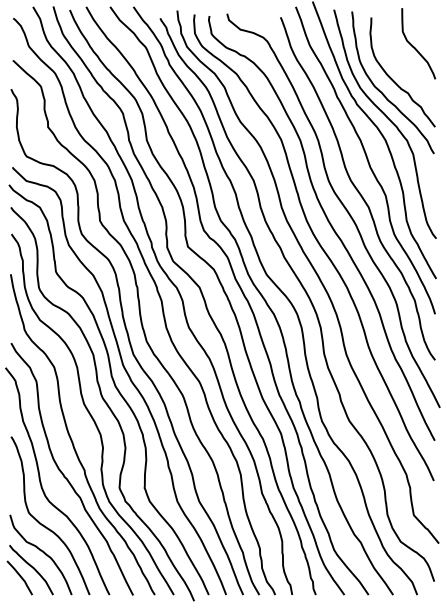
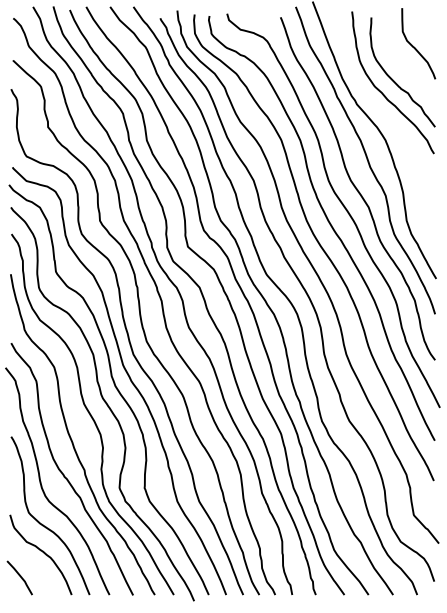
curve: present -> none (388, 119)
curve: present -> none (32, 568)
